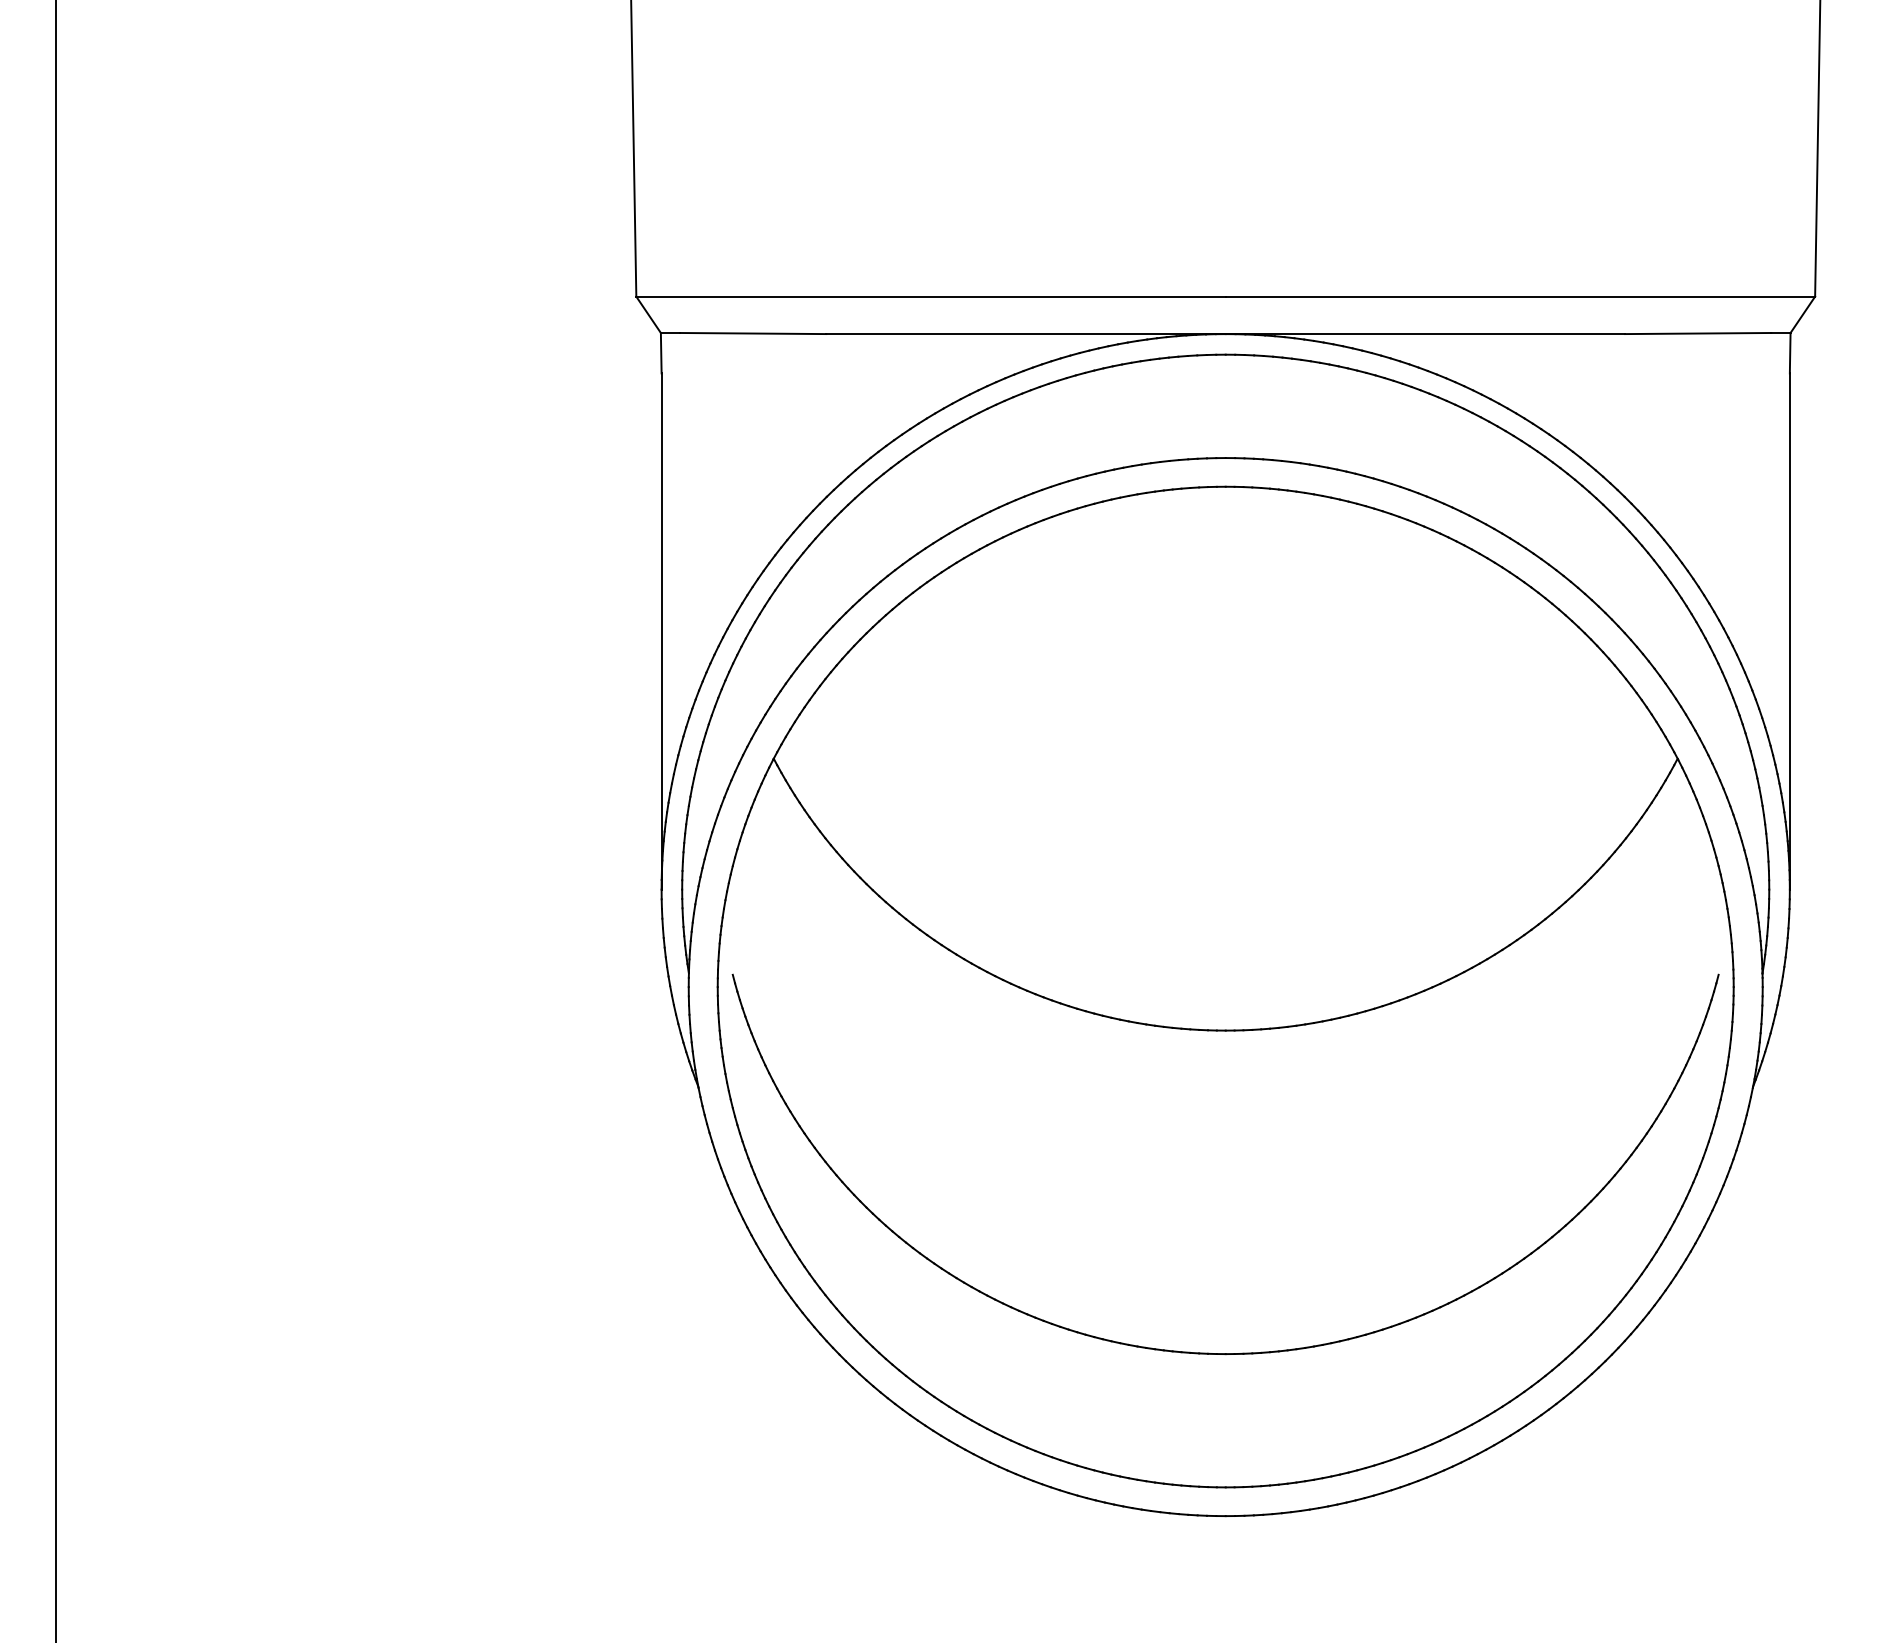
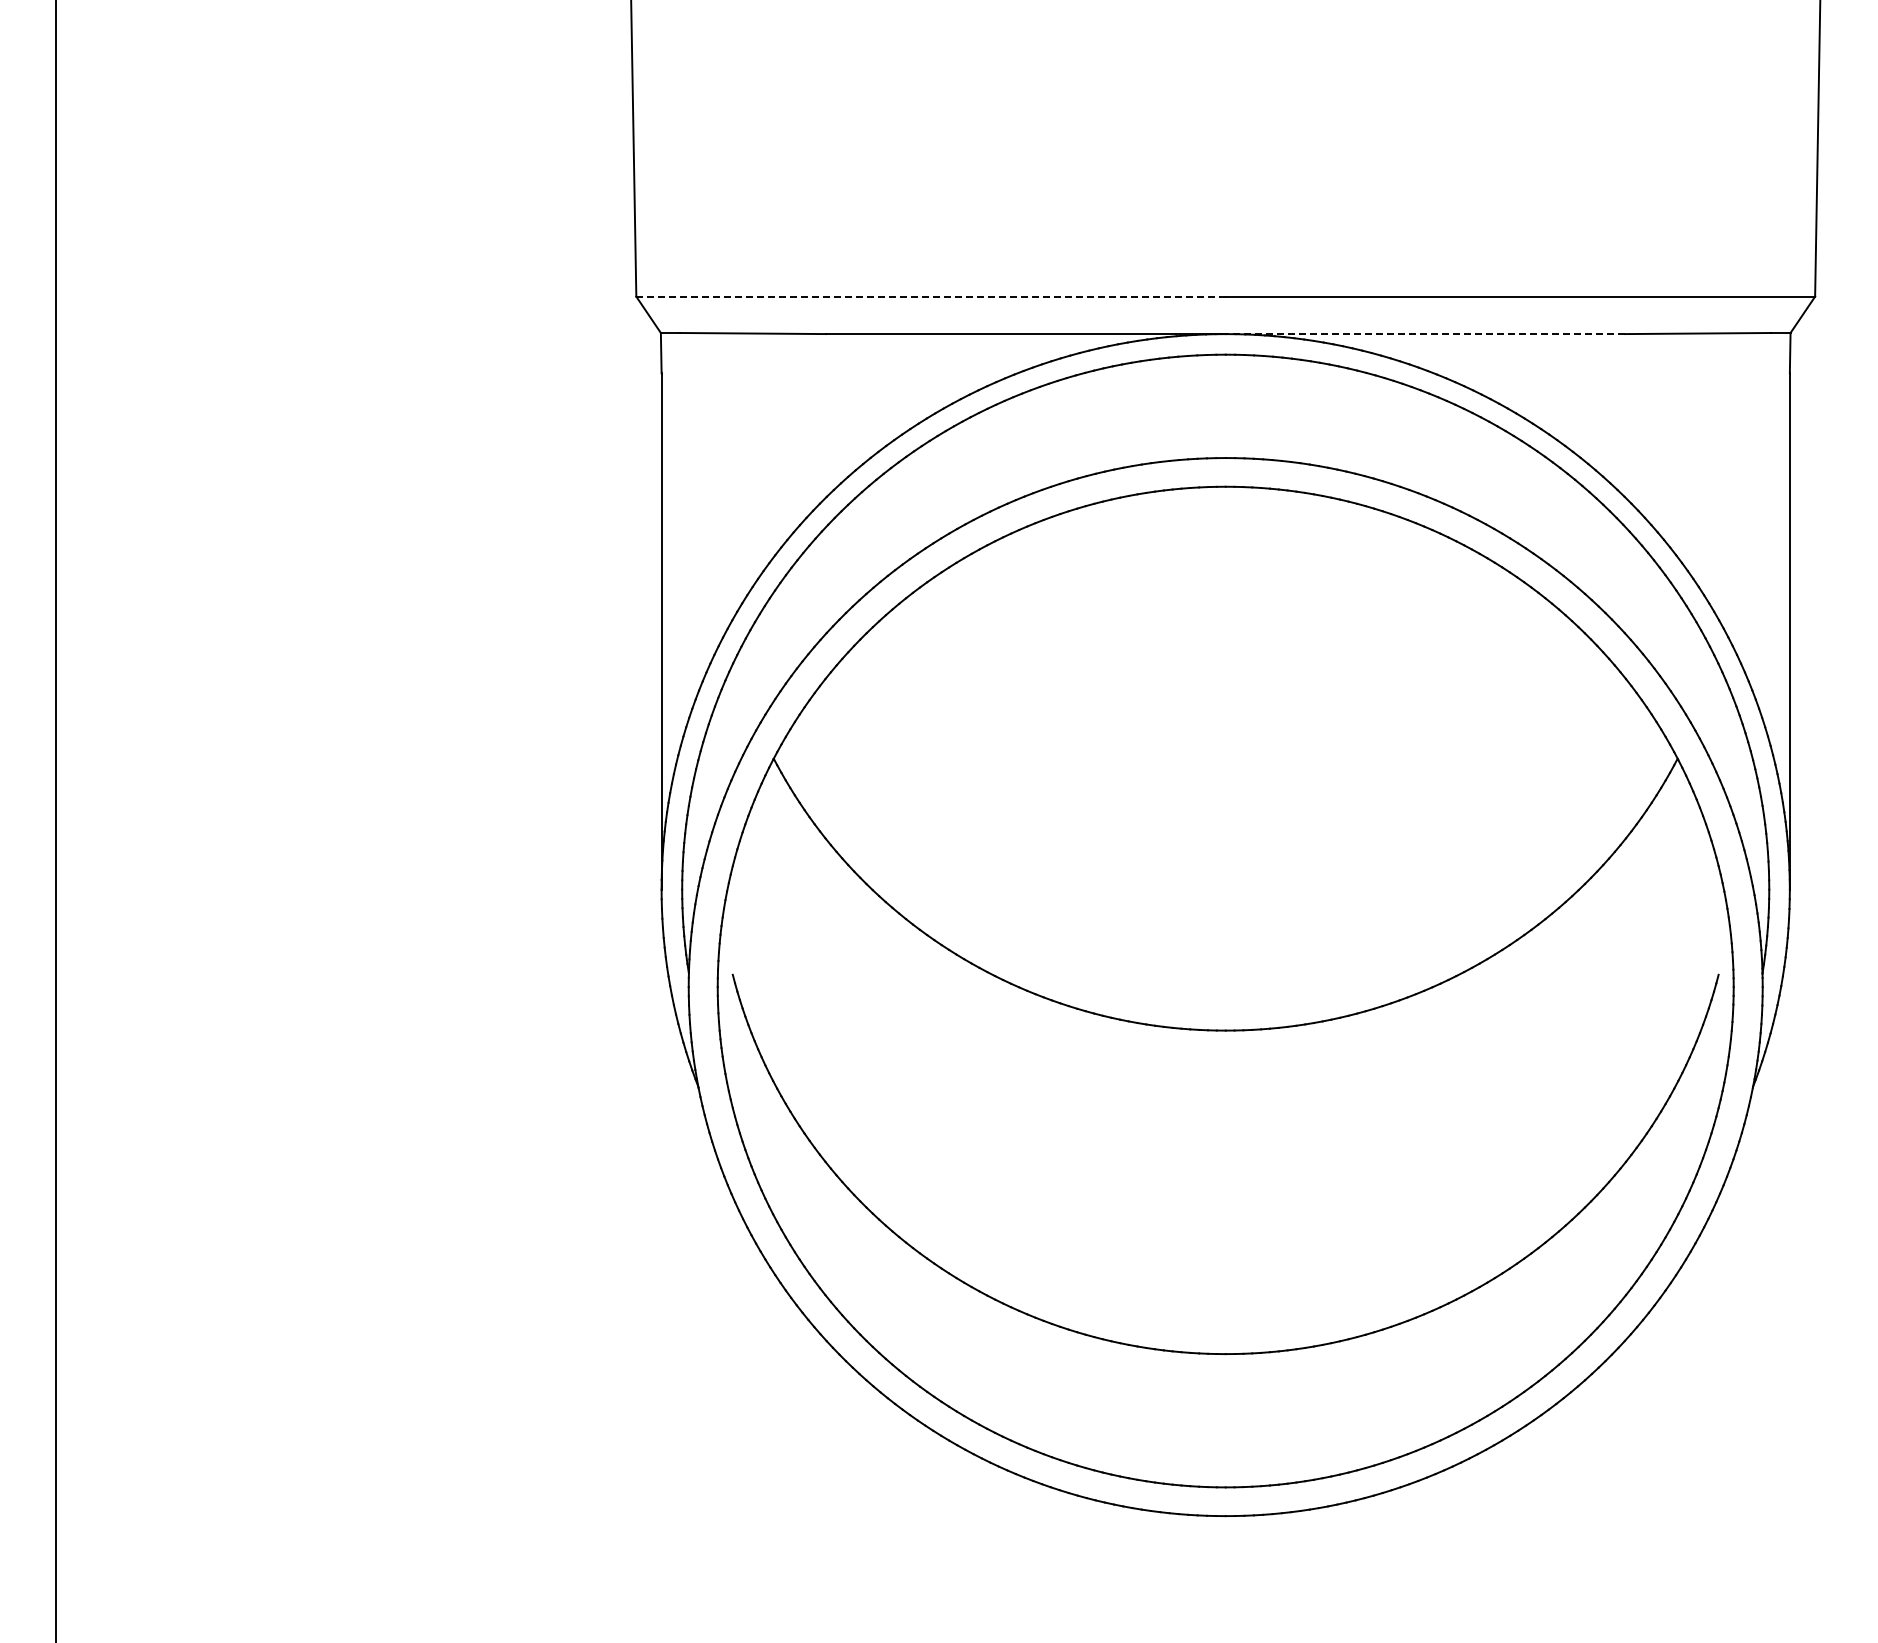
line: solid -> dashed (931, 296)
line: solid -> dashed (1425, 334)
